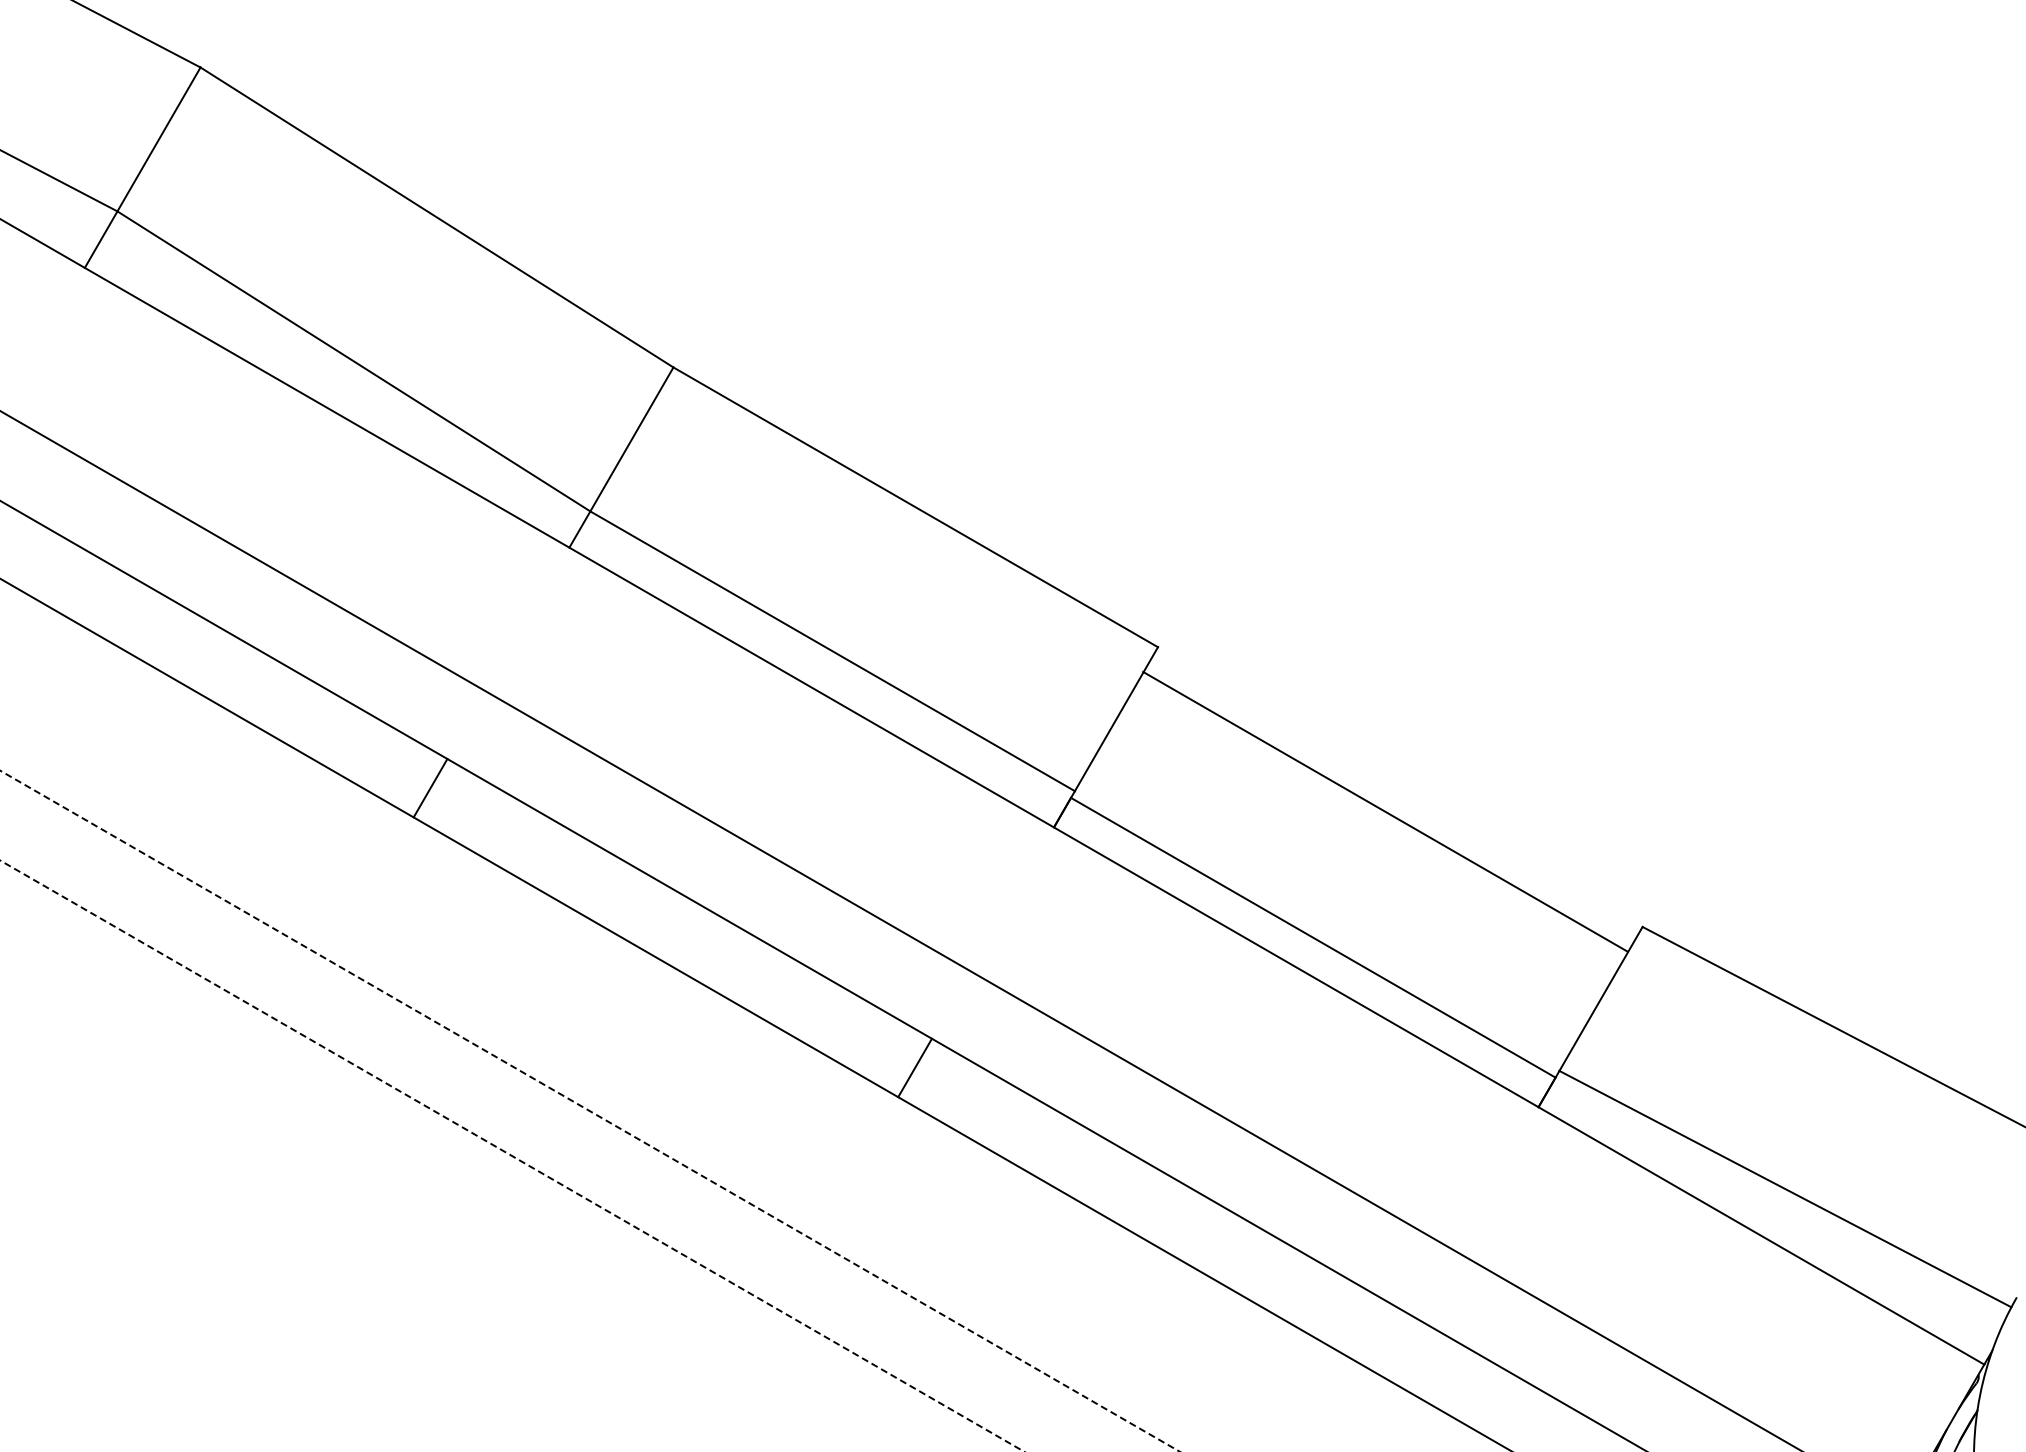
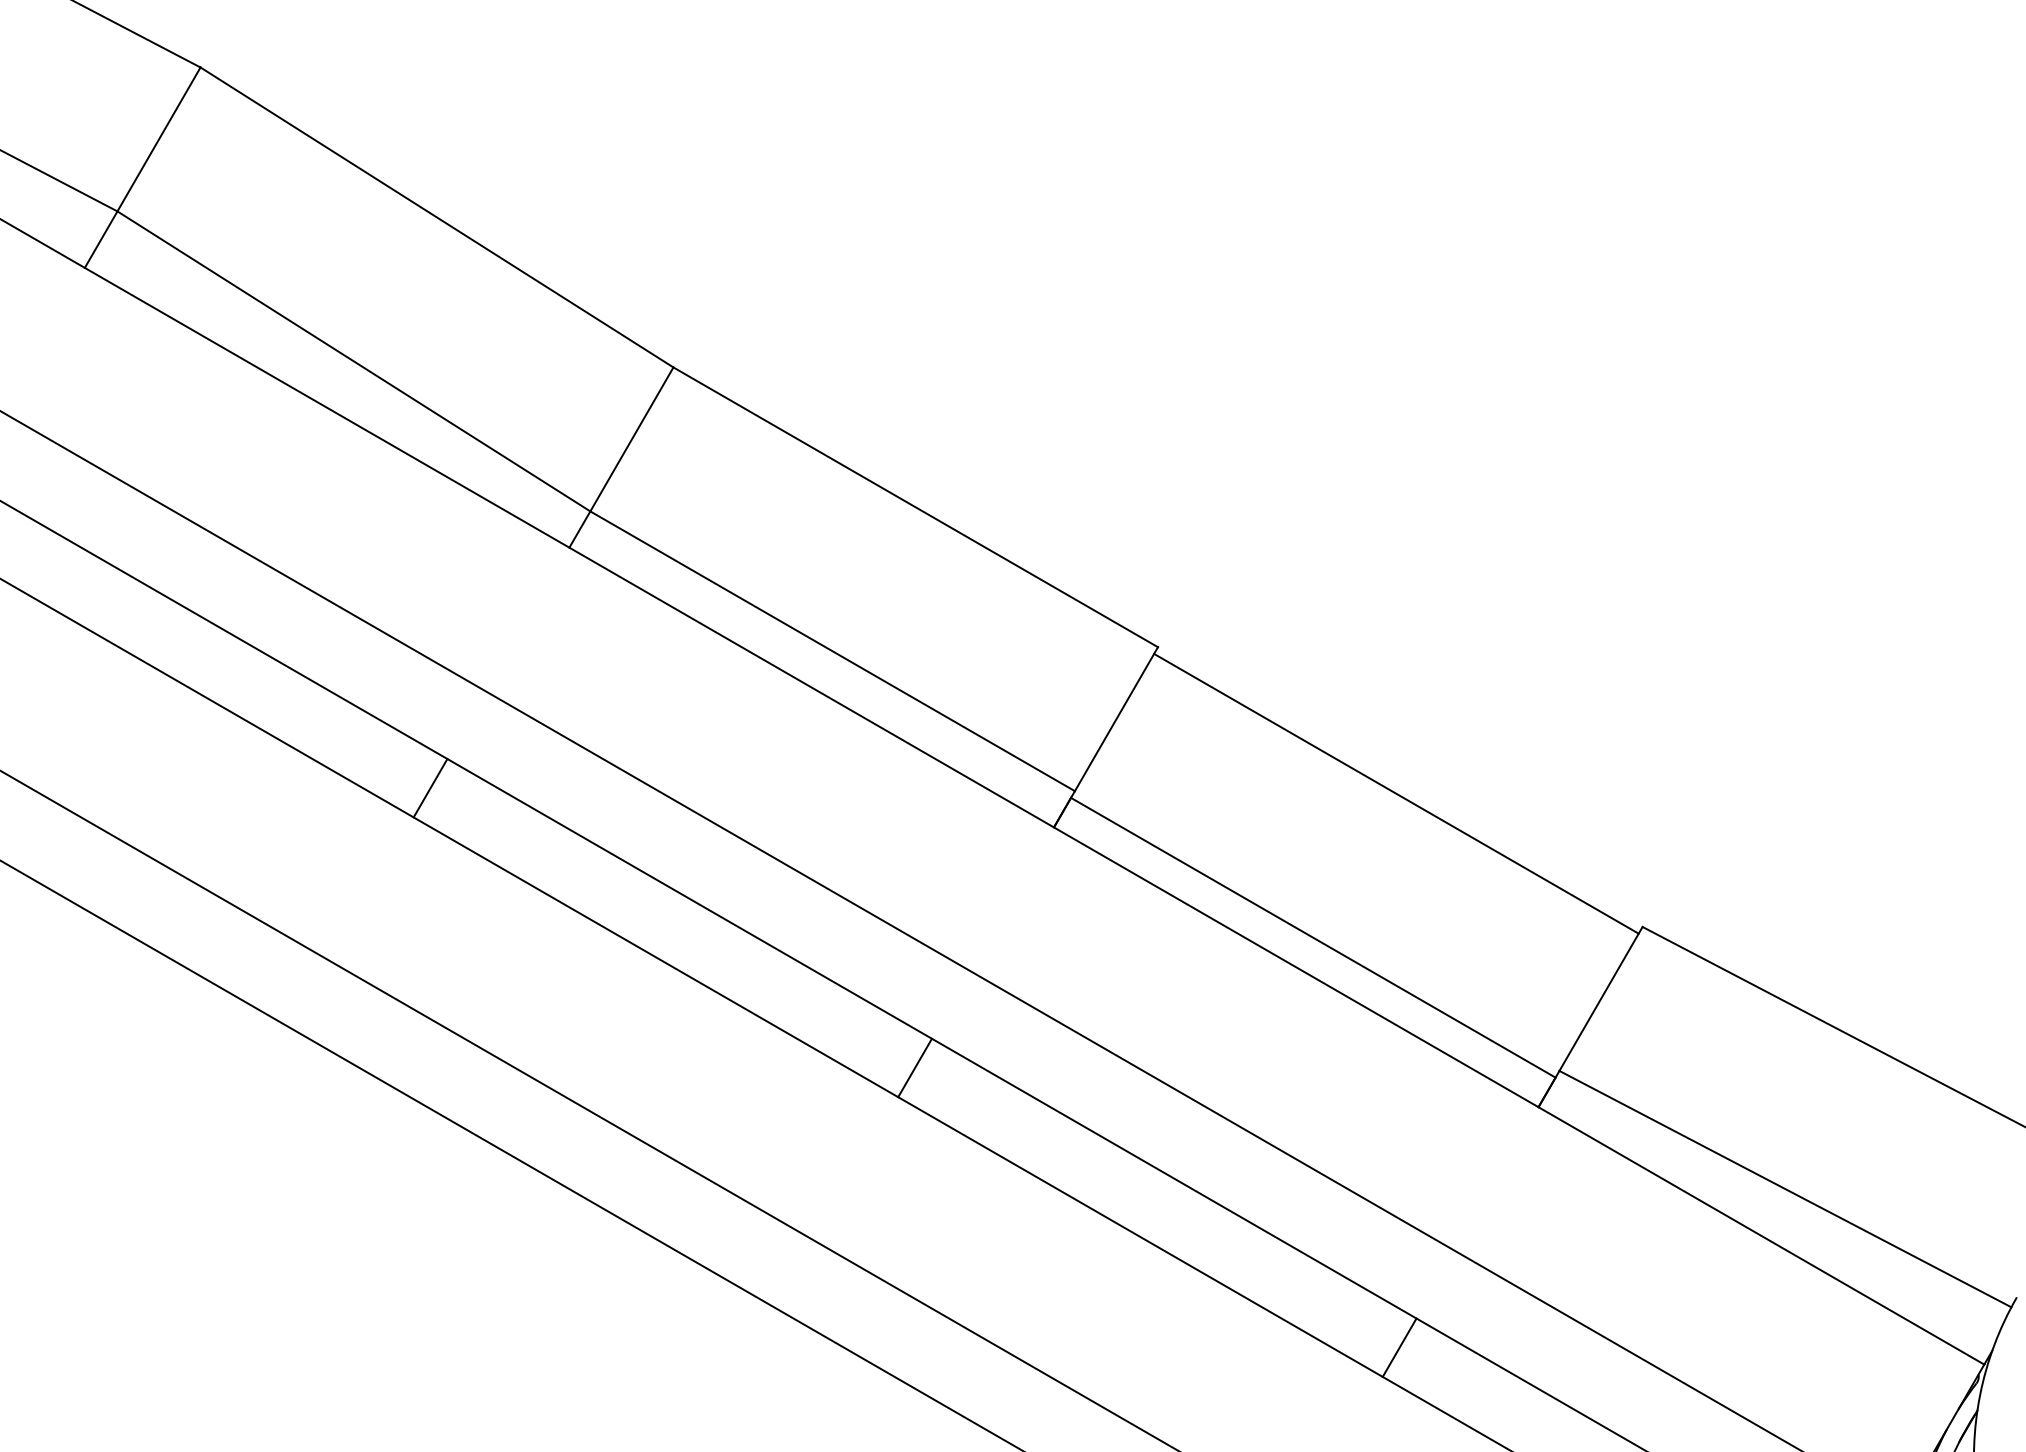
line position: (1385, 811) -> (1396, 793) (1396, 793)
line: dashed -> solid (590, 1111)
line: dashed -> solid (512, 1156)
line: none -> present (1399, 1347)
